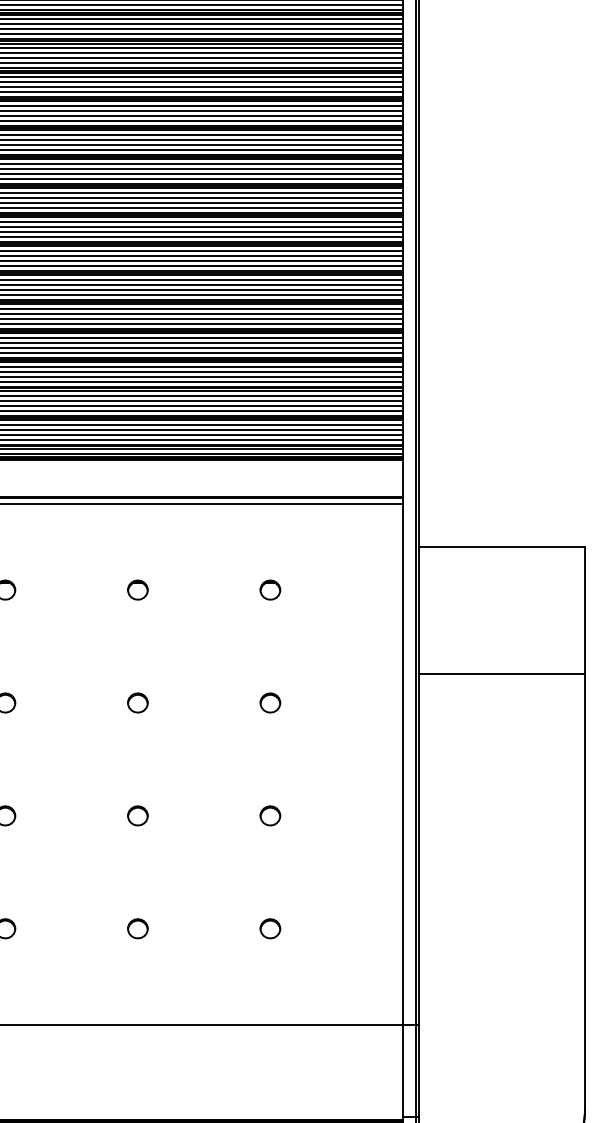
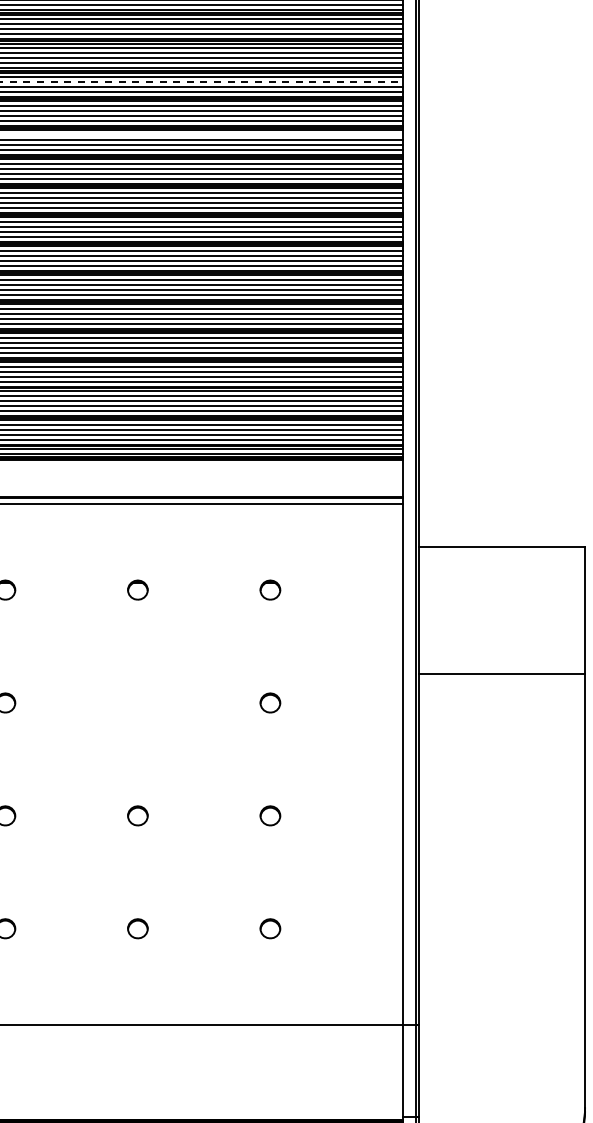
line: solid -> dashed (202, 82)
line: present -> none (202, 135)
part: present -> none (137, 702)
